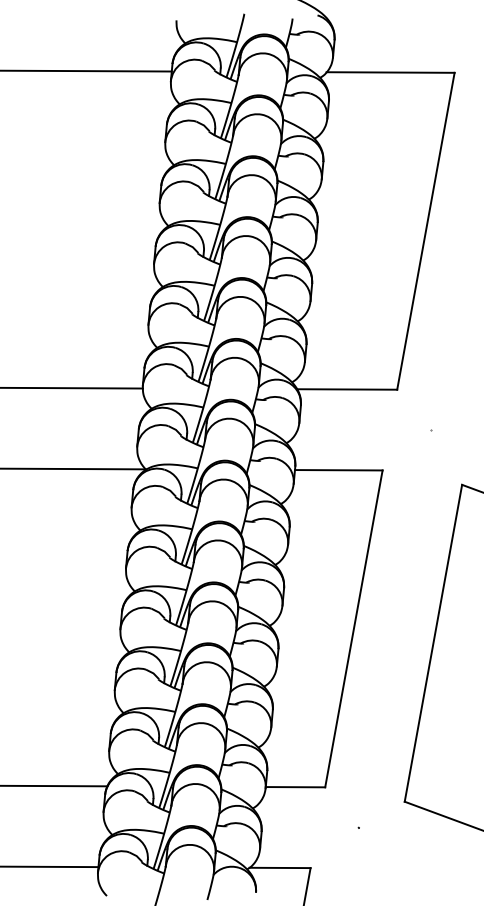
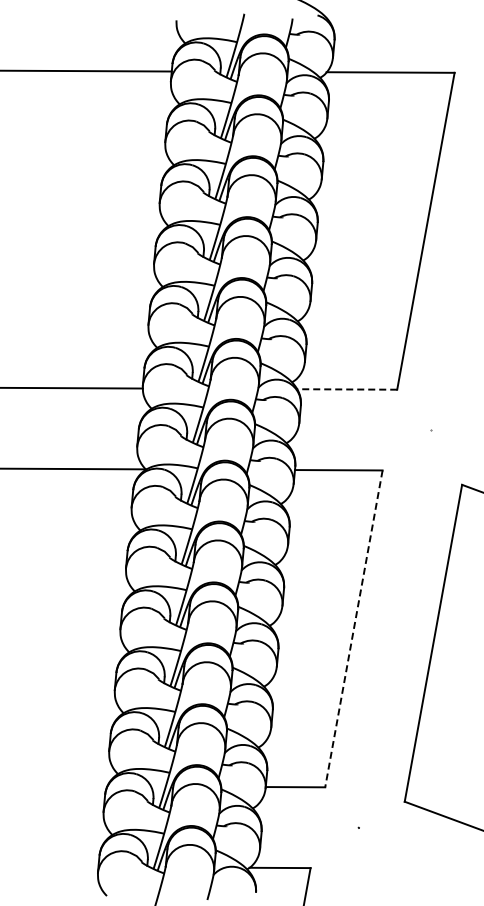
line: solid -> dashed (346, 389)
line: solid -> dashed (353, 629)
line: present -> none (54, 785)
line: present -> none (50, 866)
